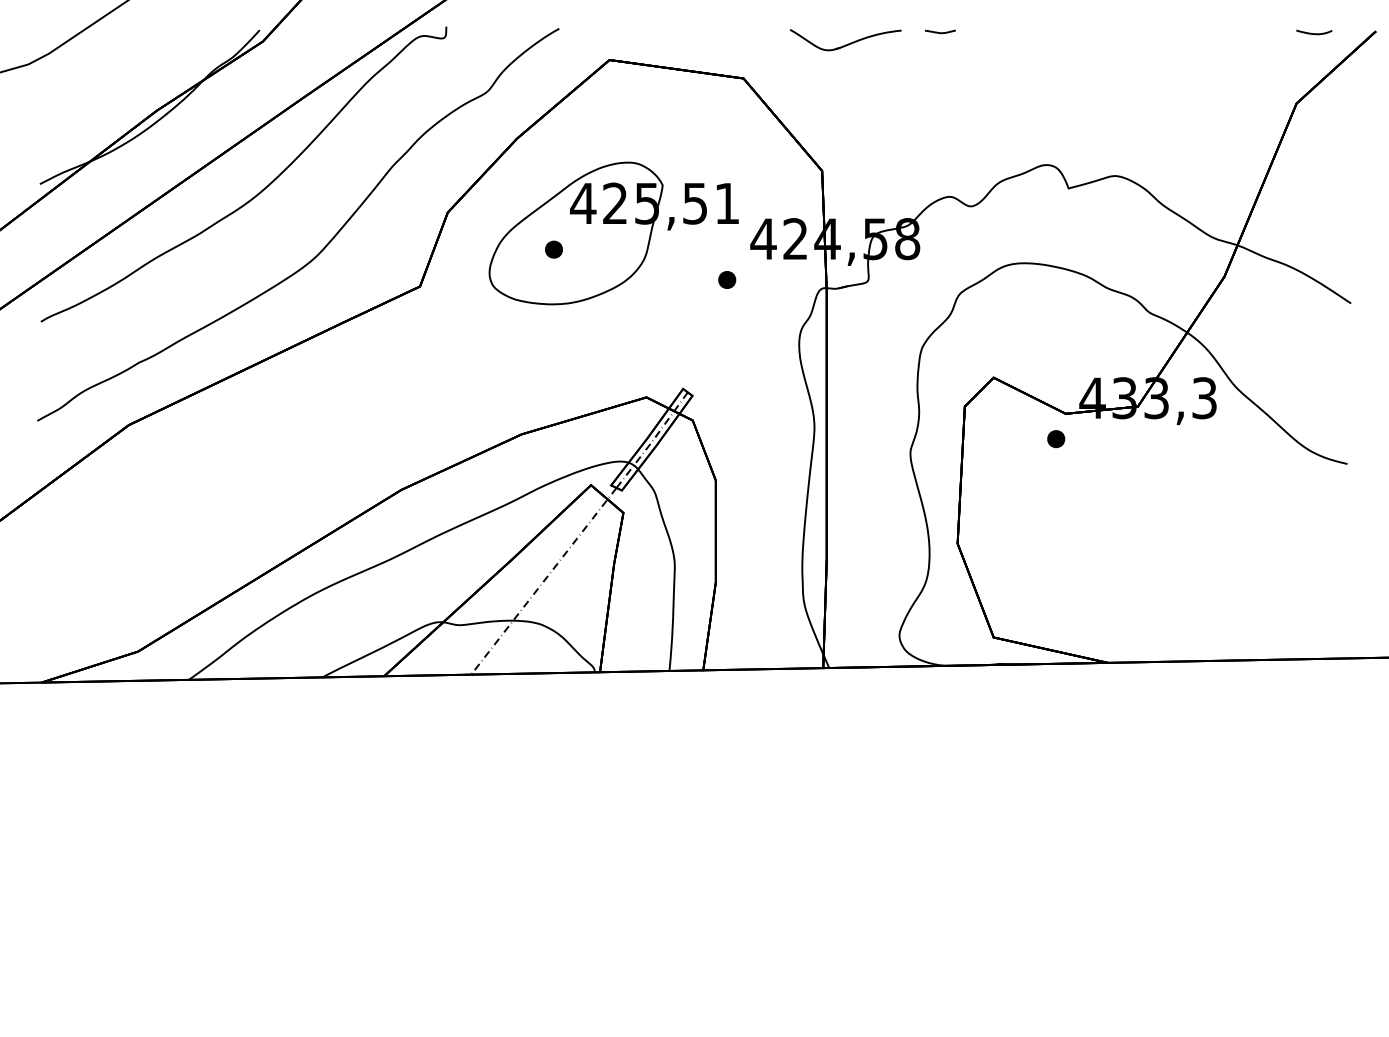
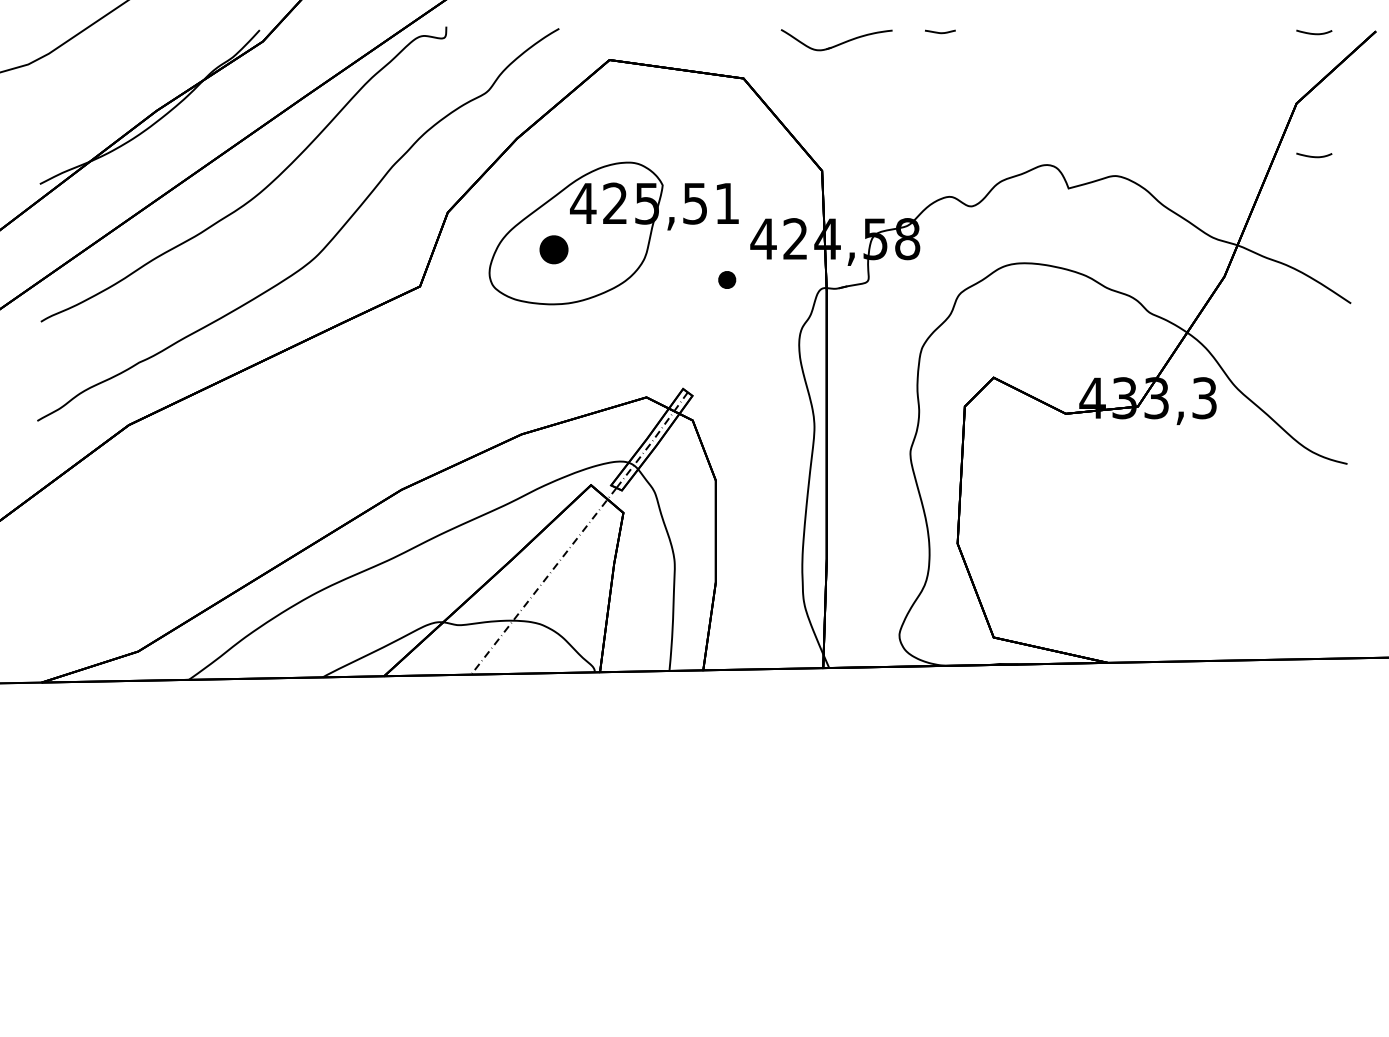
part position: (845, 40) -> (836, 40) (836, 40)
curve: none -> present (1314, 156)
part size: 18x19 px -> 30x30 px (553, 249)
part: present -> none (1056, 439)
